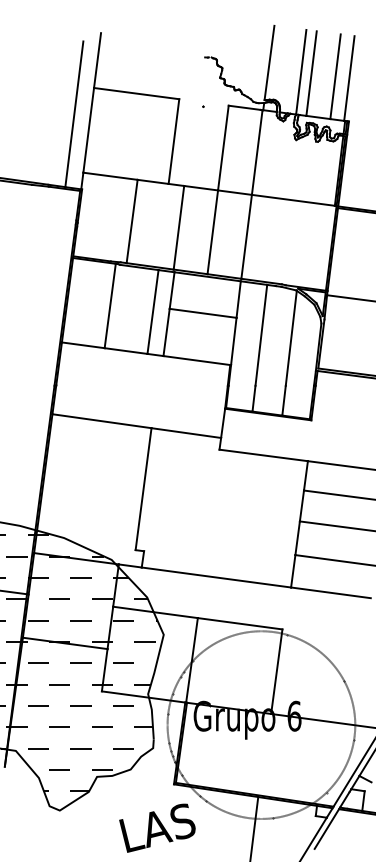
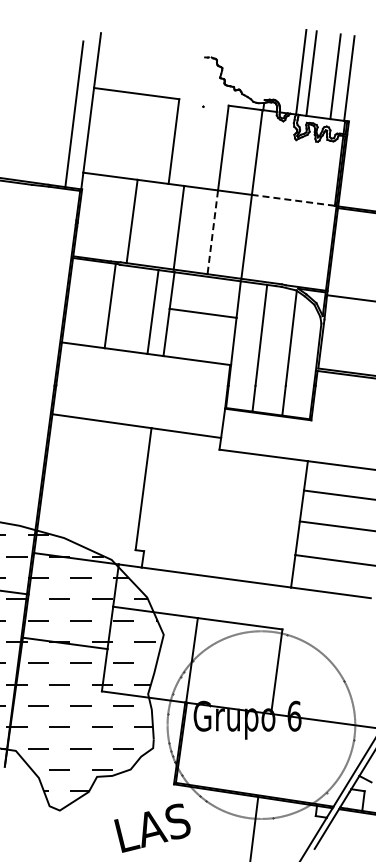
line: present -> none (269, 62)
line: solid -> dashed (293, 200)
line: solid -> dashed (212, 232)
text position: (157, 827) -> (152, 827) (152, 827)
